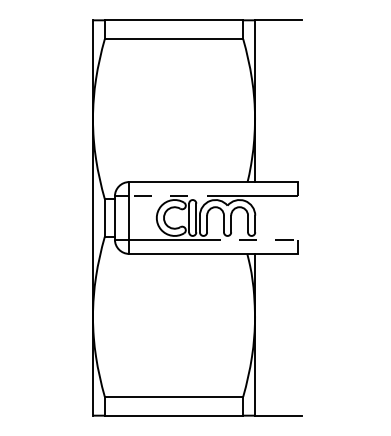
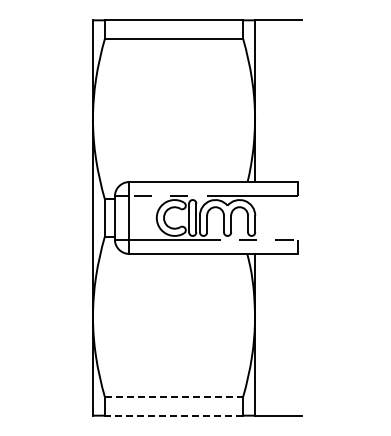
line: solid -> dashed (174, 396)
line: solid -> dashed (173, 415)
